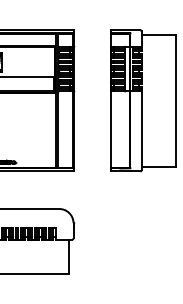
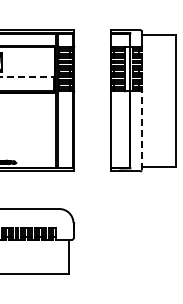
line: solid -> dashed (27, 76)
line: solid -> dashed (141, 130)
